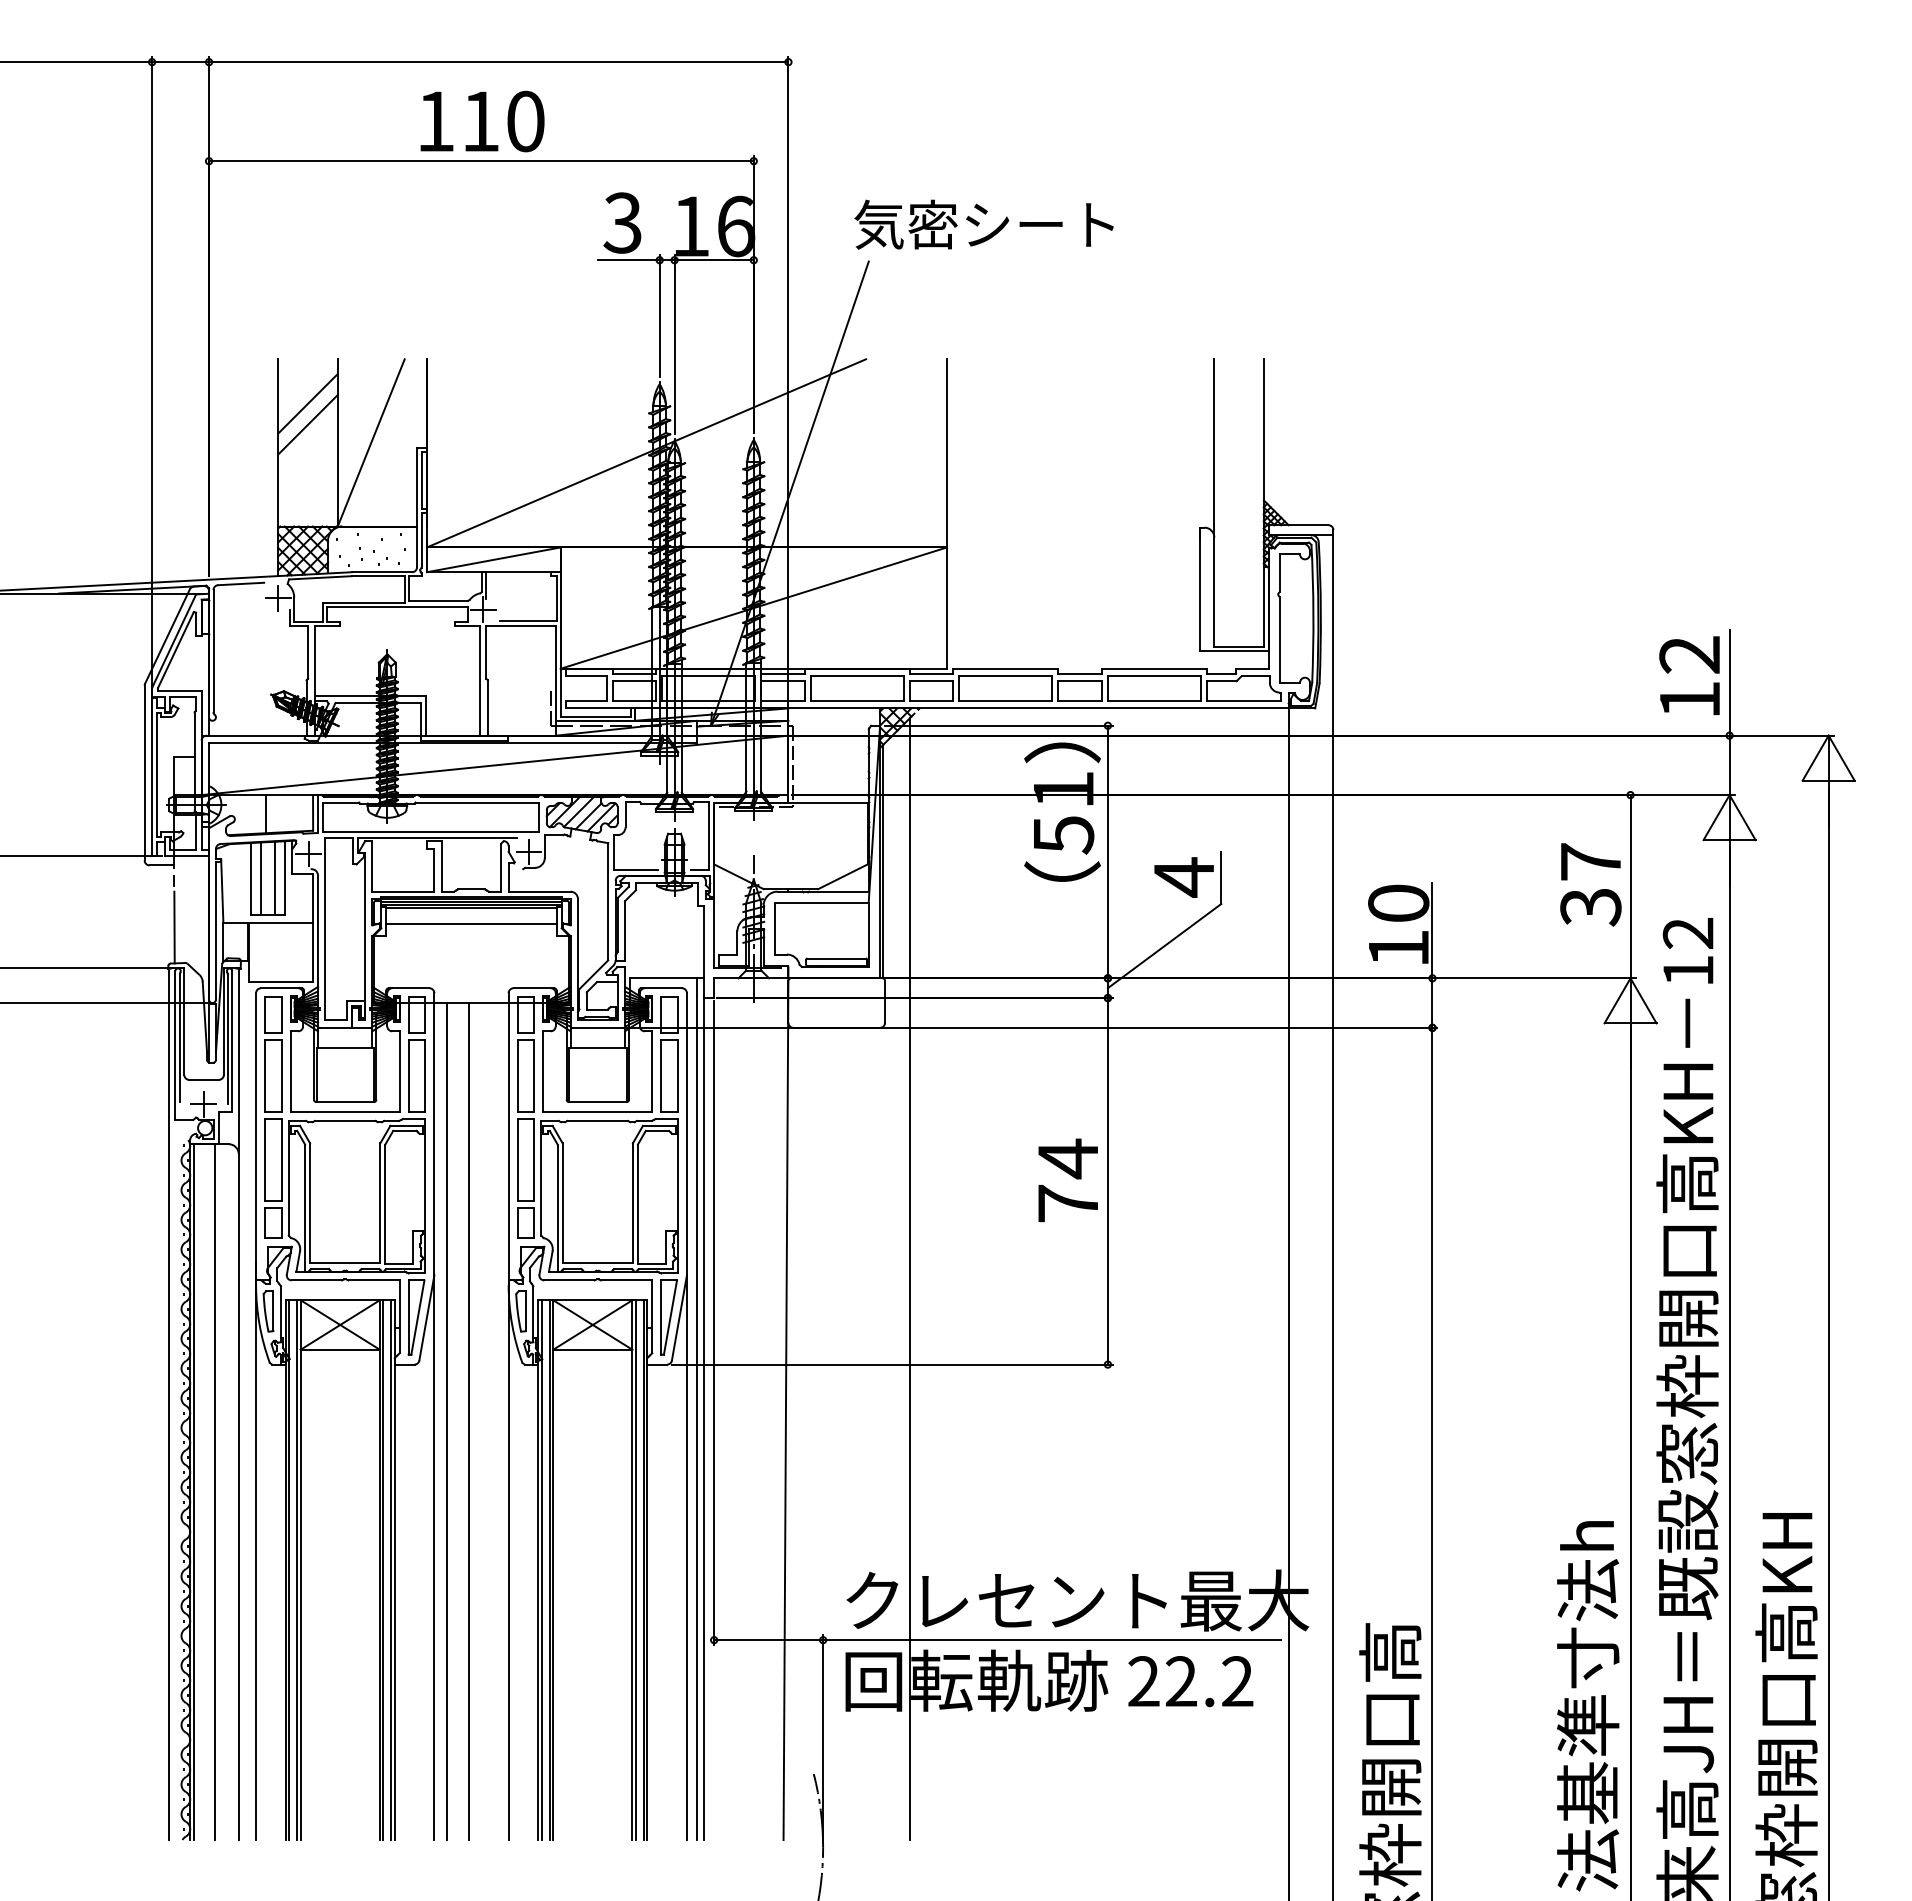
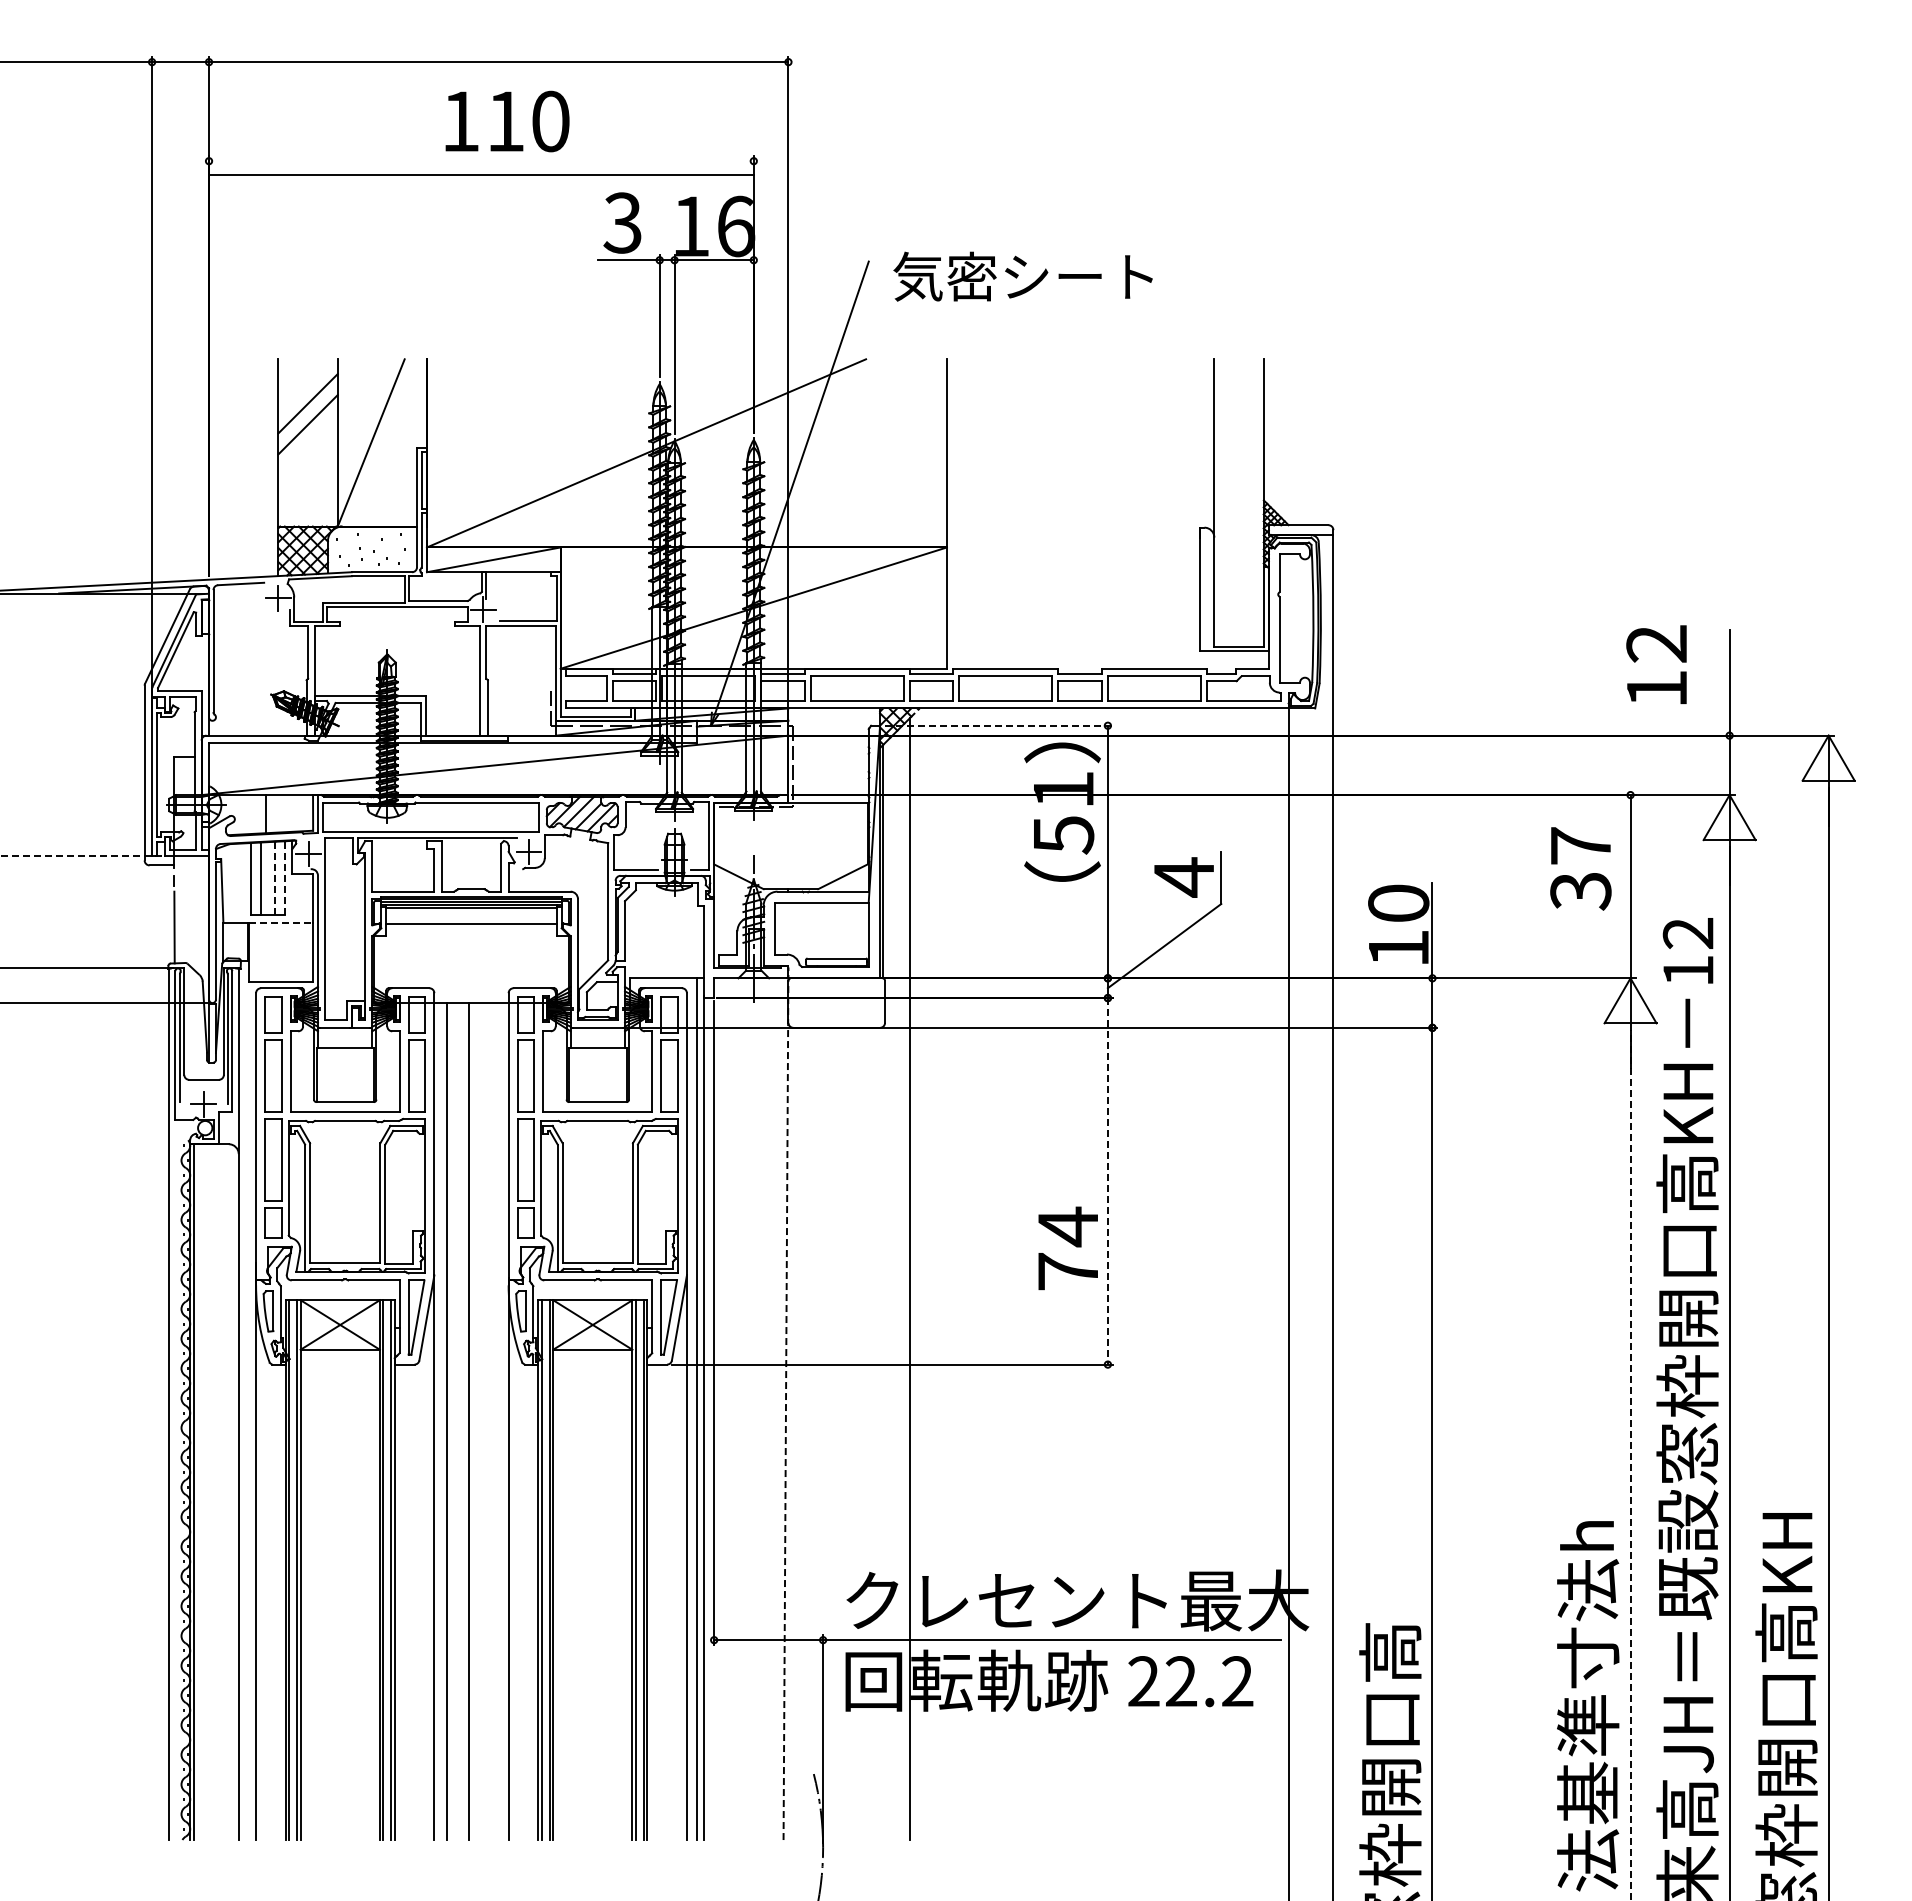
text position: (482, 121) -> (507, 121) (507, 121)
line position: (481, 161) -> (481, 175) (481, 175)
text position: (983, 224) -> (1022, 276) (1022, 276)
text position: (1689, 675) -> (1656, 664) (1656, 664)
line: solid -> dashed (998, 725)
line: solid -> dashed (81, 856)
line: solid -> dashed (285, 877)
line: solid -> dashed (275, 878)
text position: (1590, 884) -> (1580, 868) (1580, 868)
line: solid -> dashed (281, 922)
text position: (1067, 1180) -> (1067, 1248) (1067, 1248)
line: solid -> dashed (1107, 1181)
line: solid -> dashed (786, 1403)
line: solid -> dashed (1630, 1465)
line: present -> none (214, 1492)
